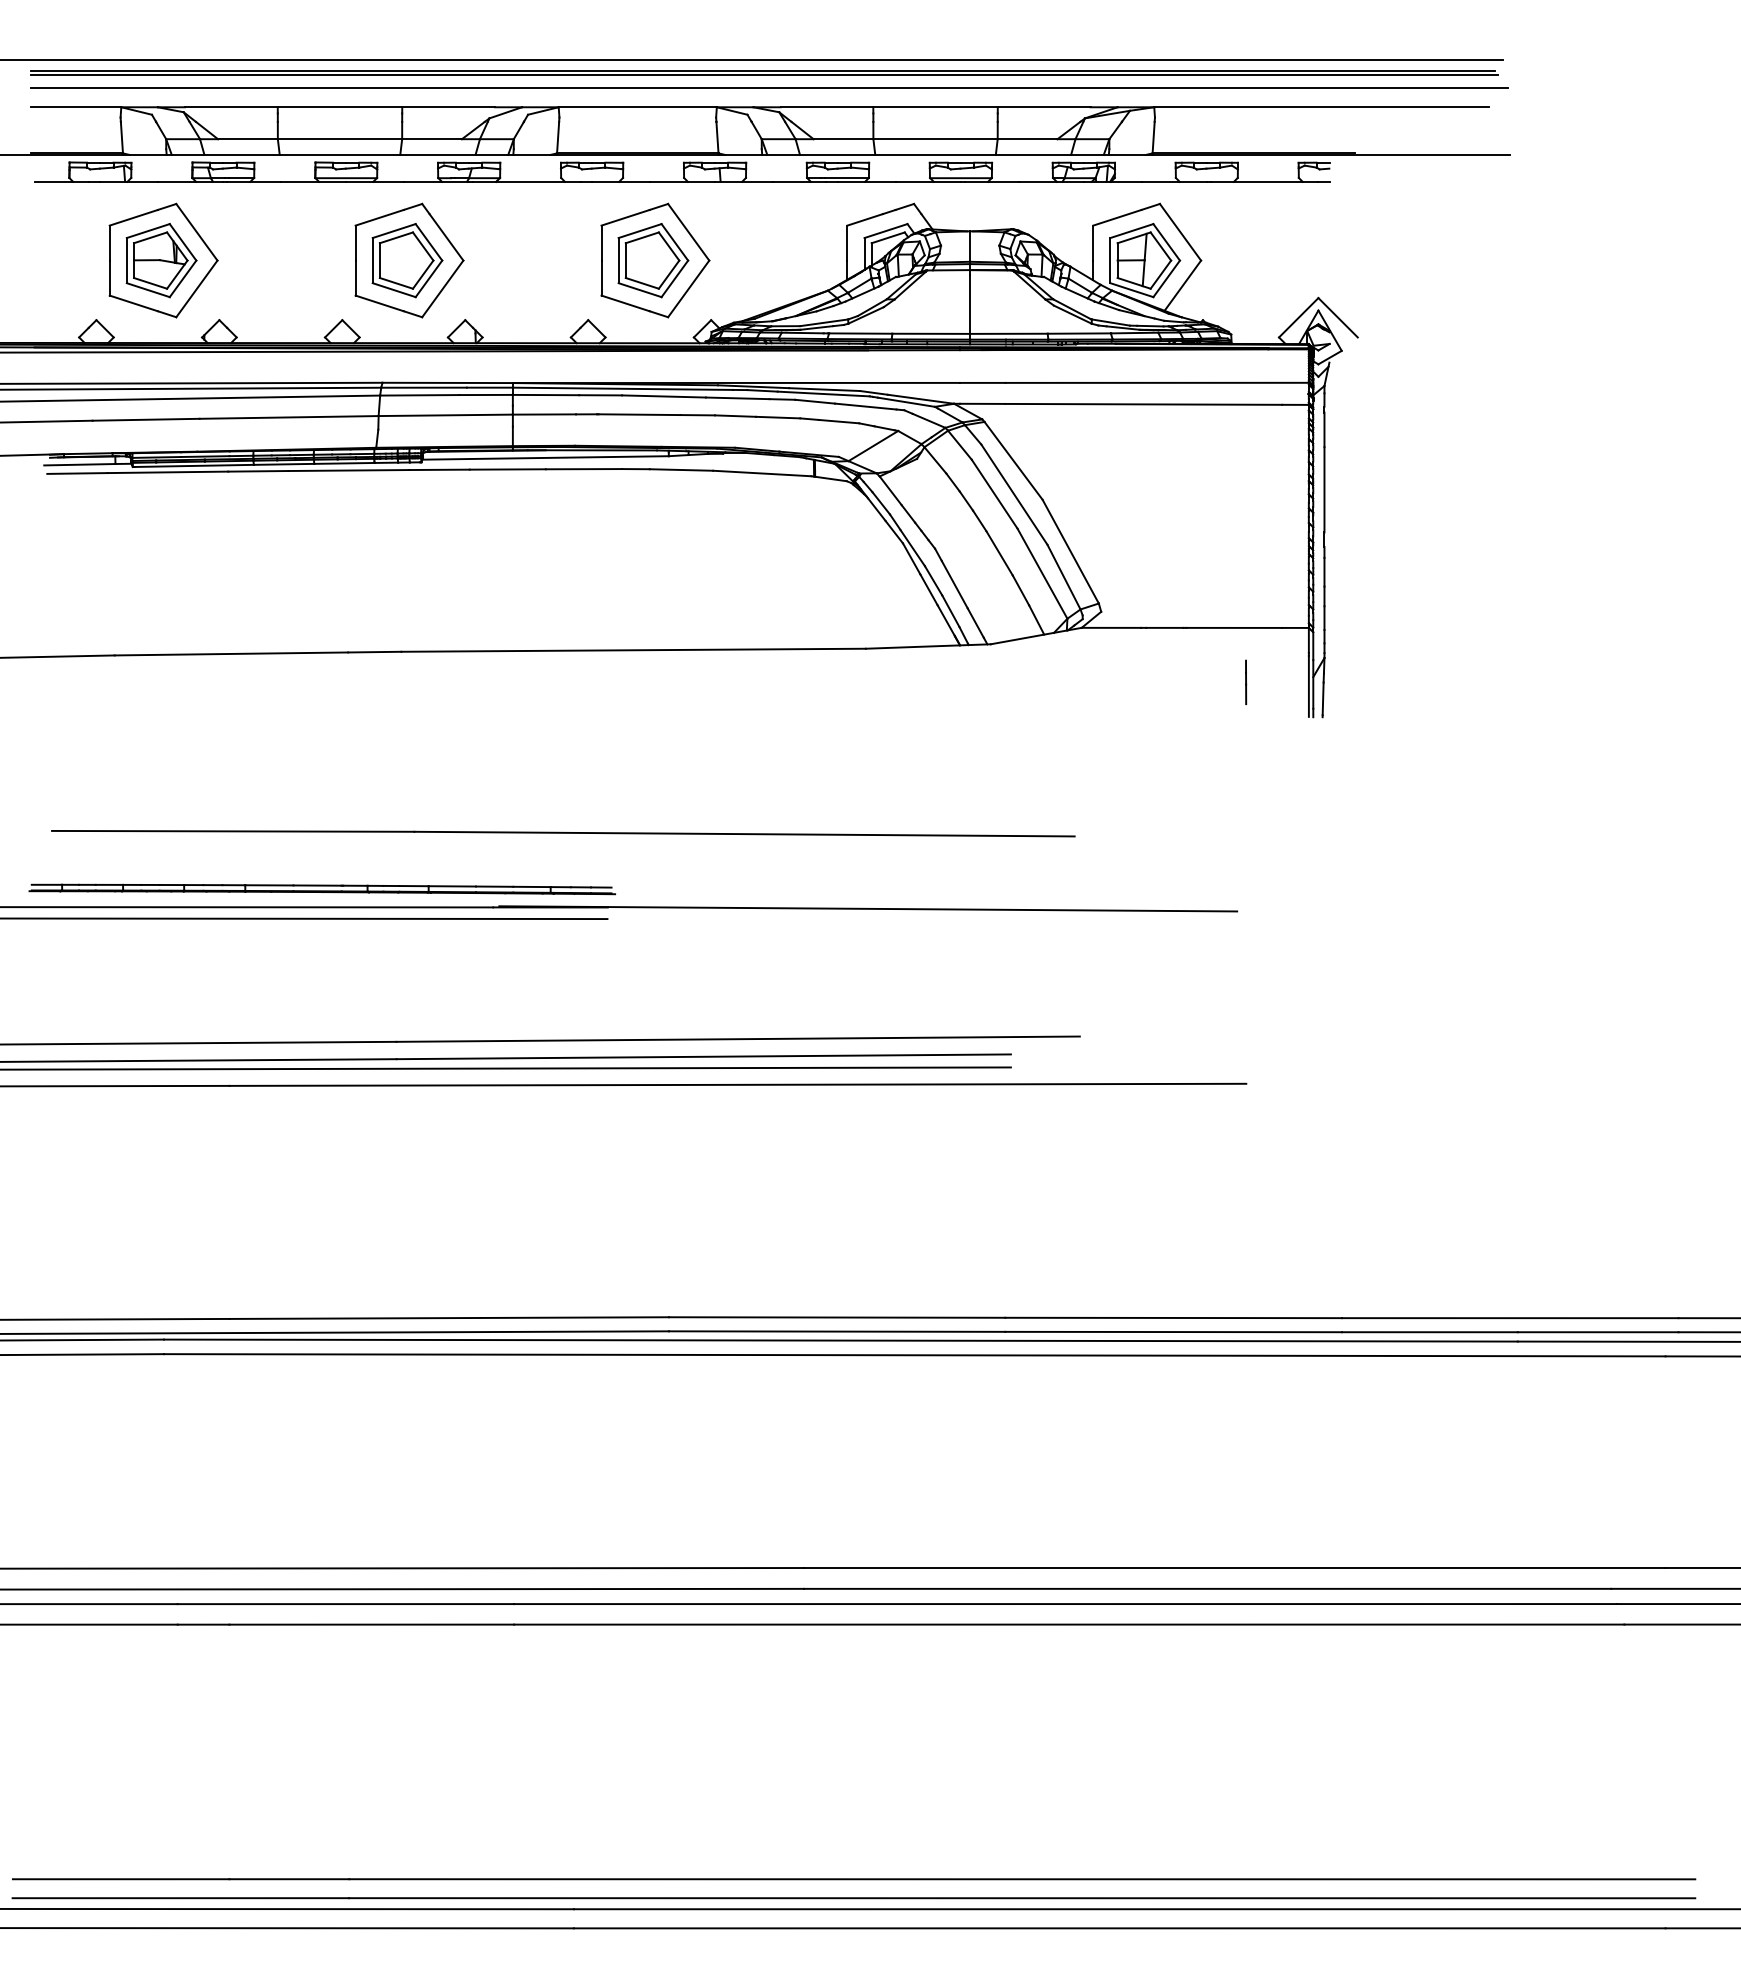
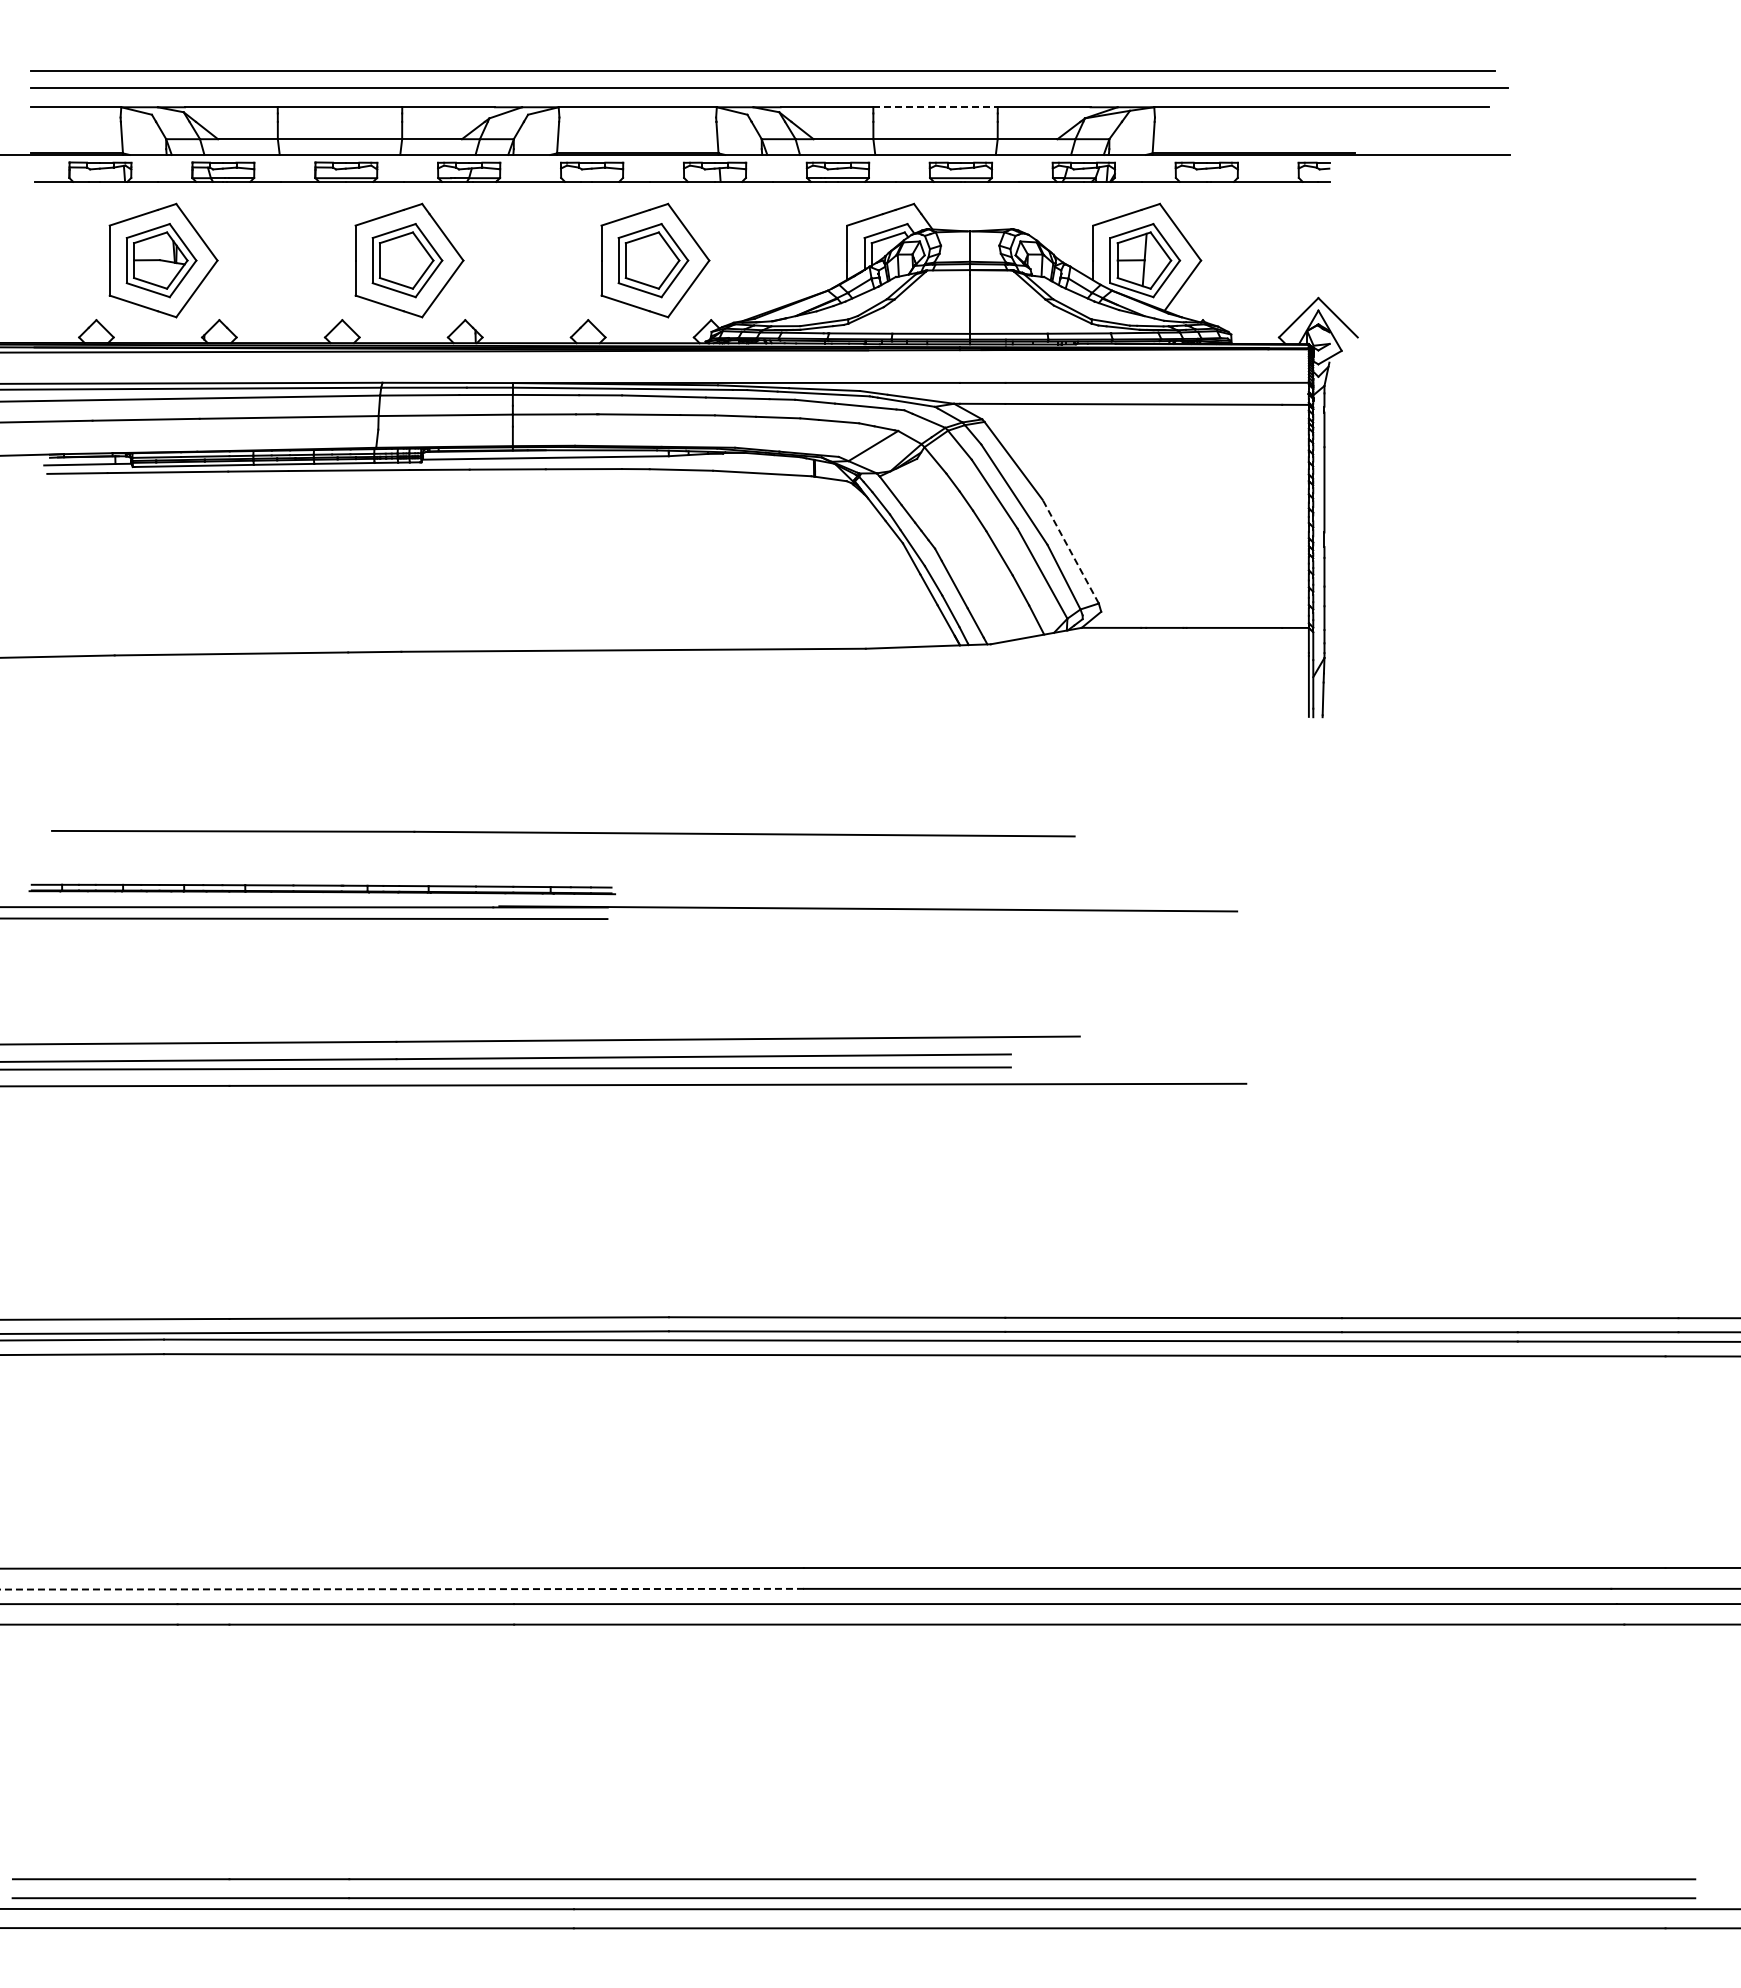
line: present -> none (752, 59)
line: present -> none (764, 74)
line: solid -> dashed (936, 107)
line: solid -> dashed (1070, 551)
line: present -> none (1246, 681)
line: solid -> dashed (402, 1589)
